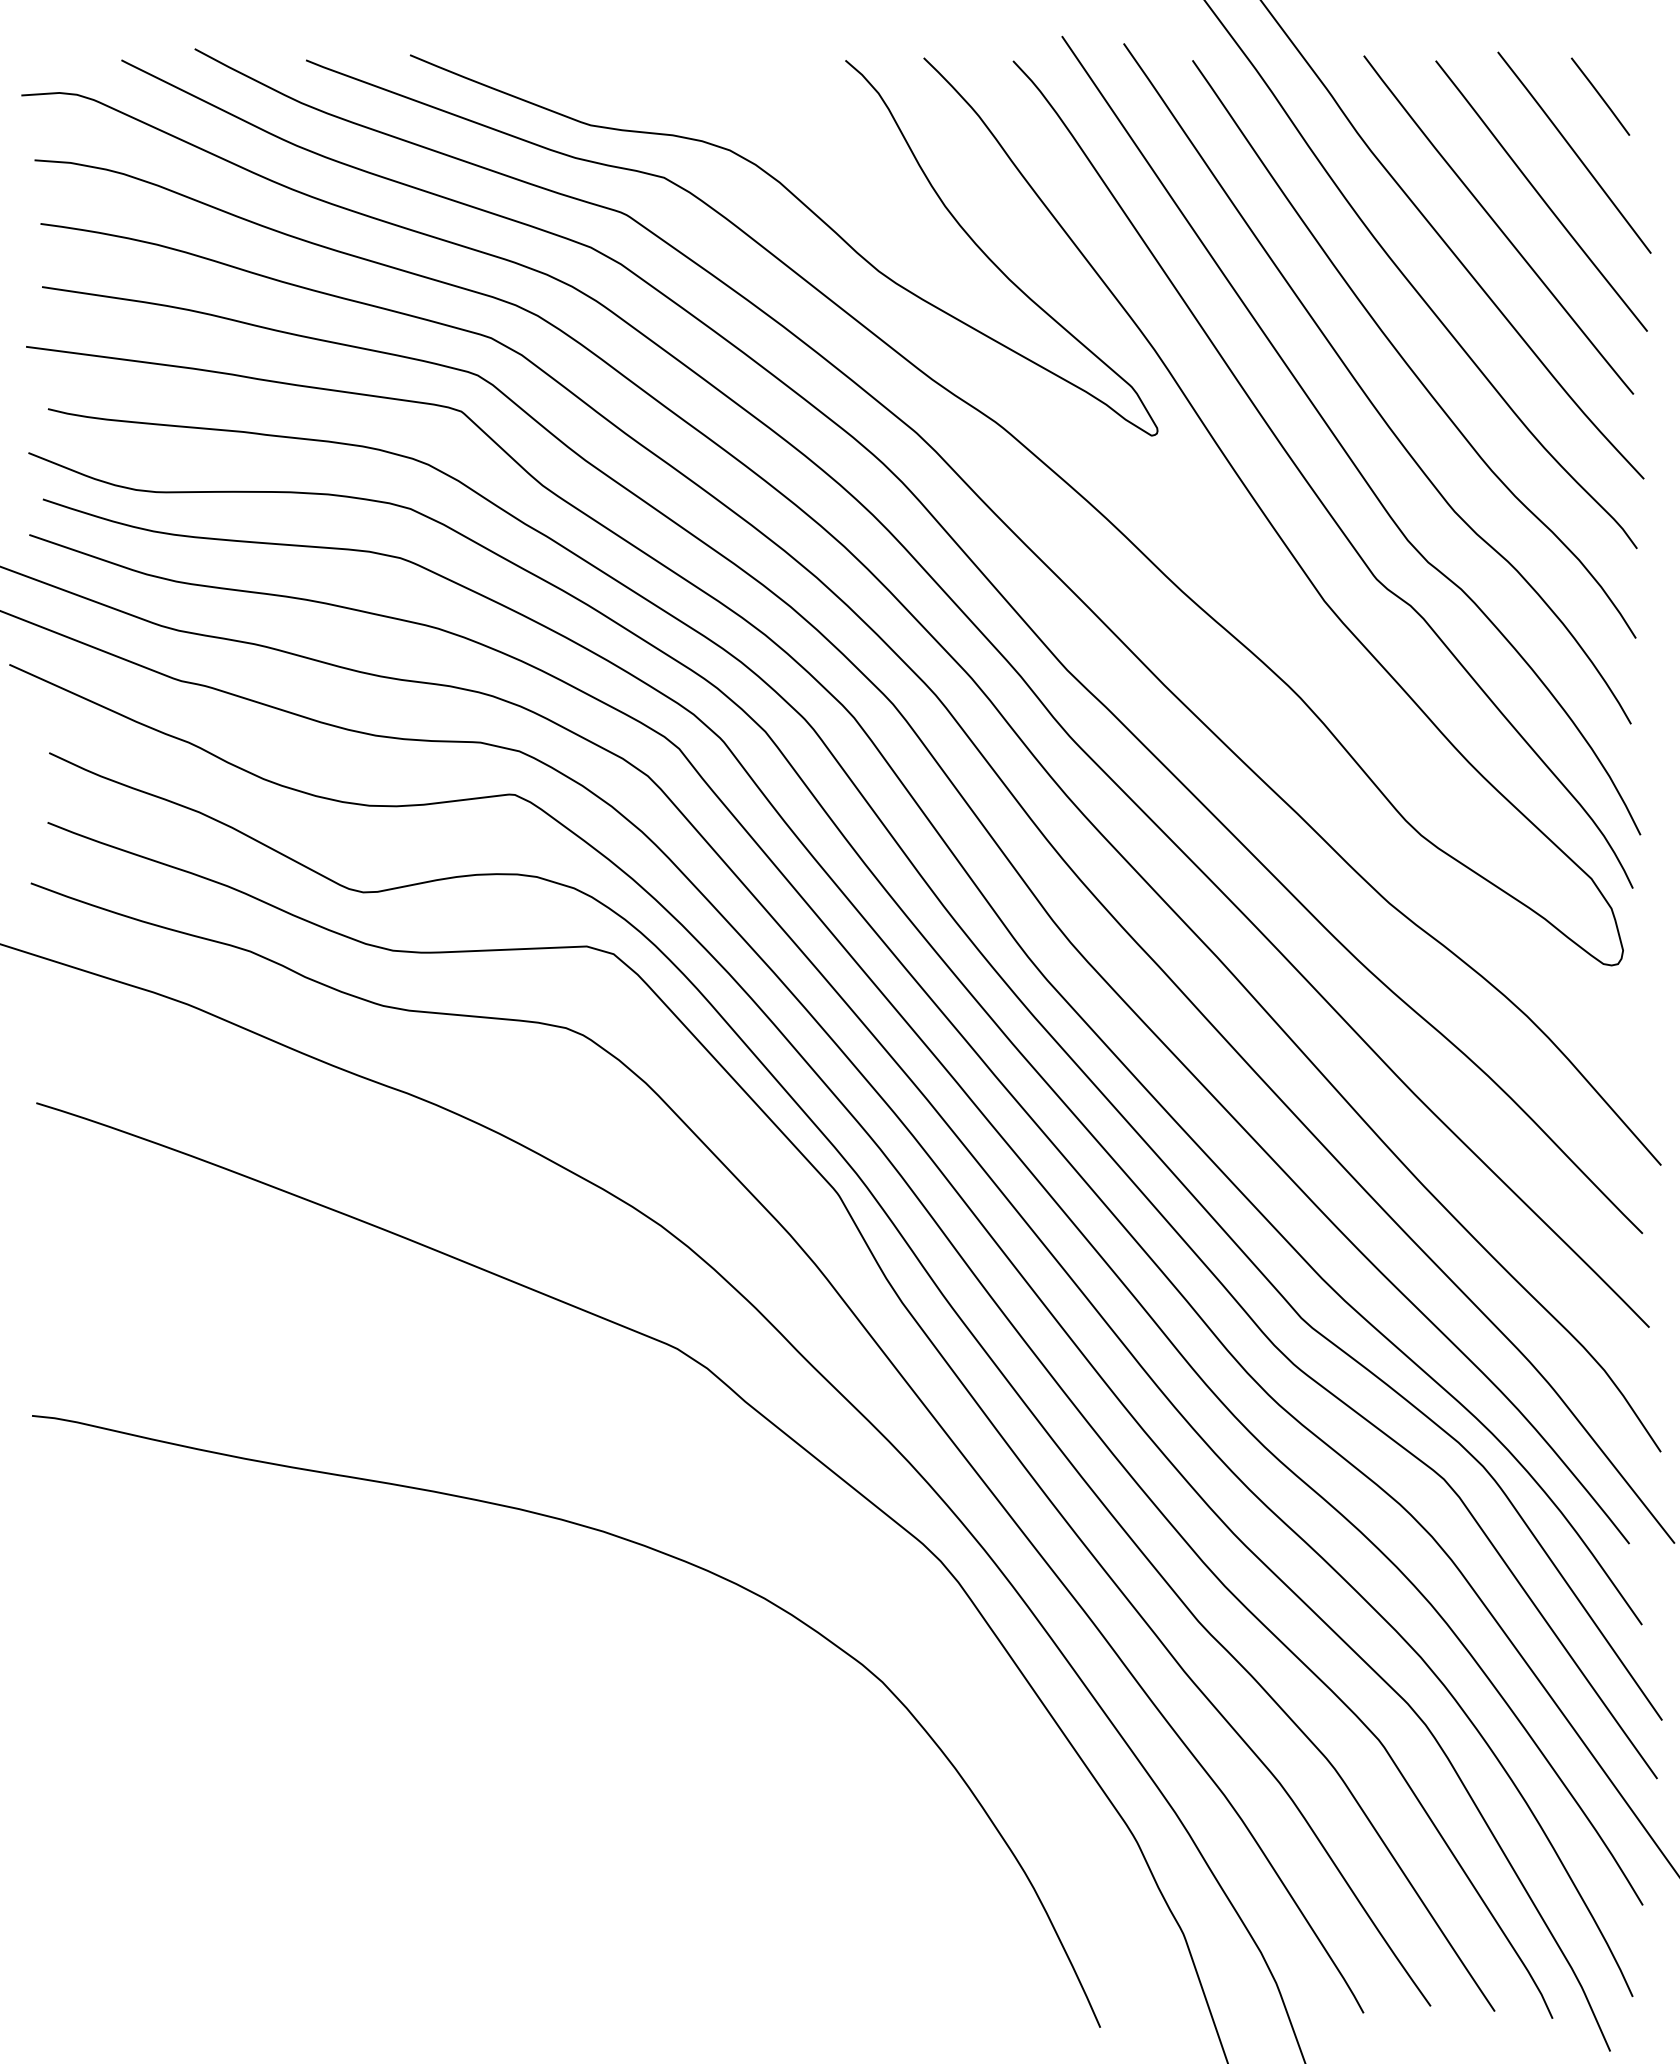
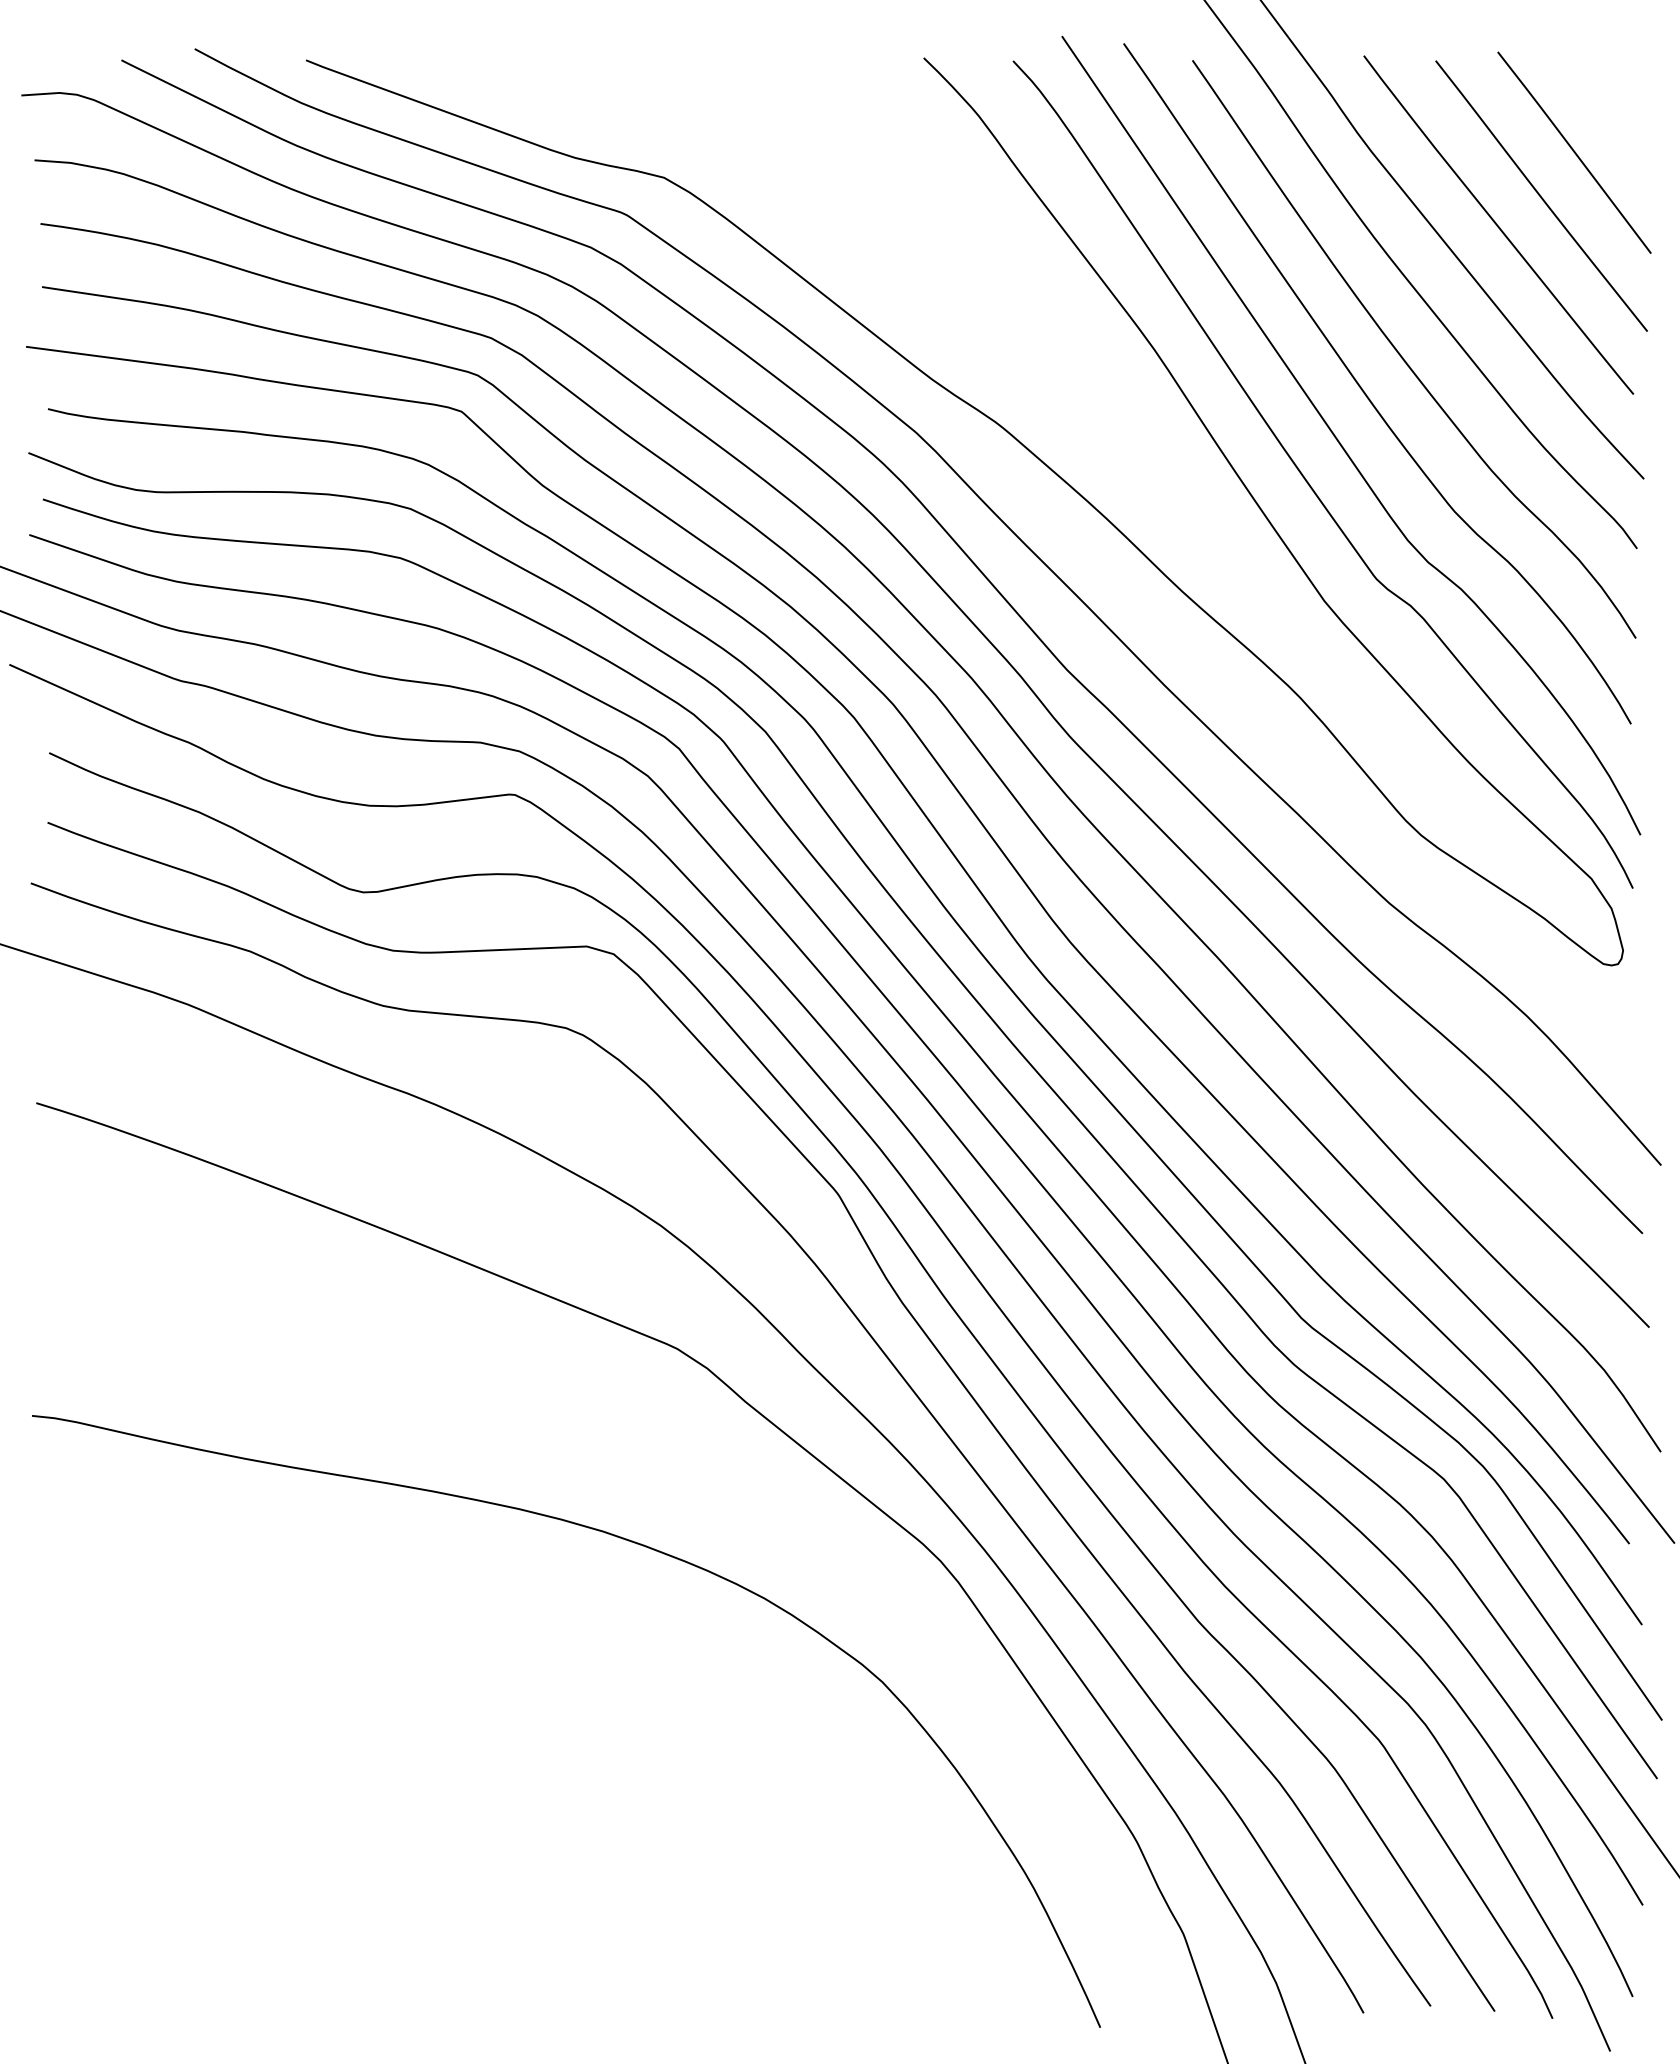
line: present -> none (1600, 96)
curve: present -> none (813, 214)
